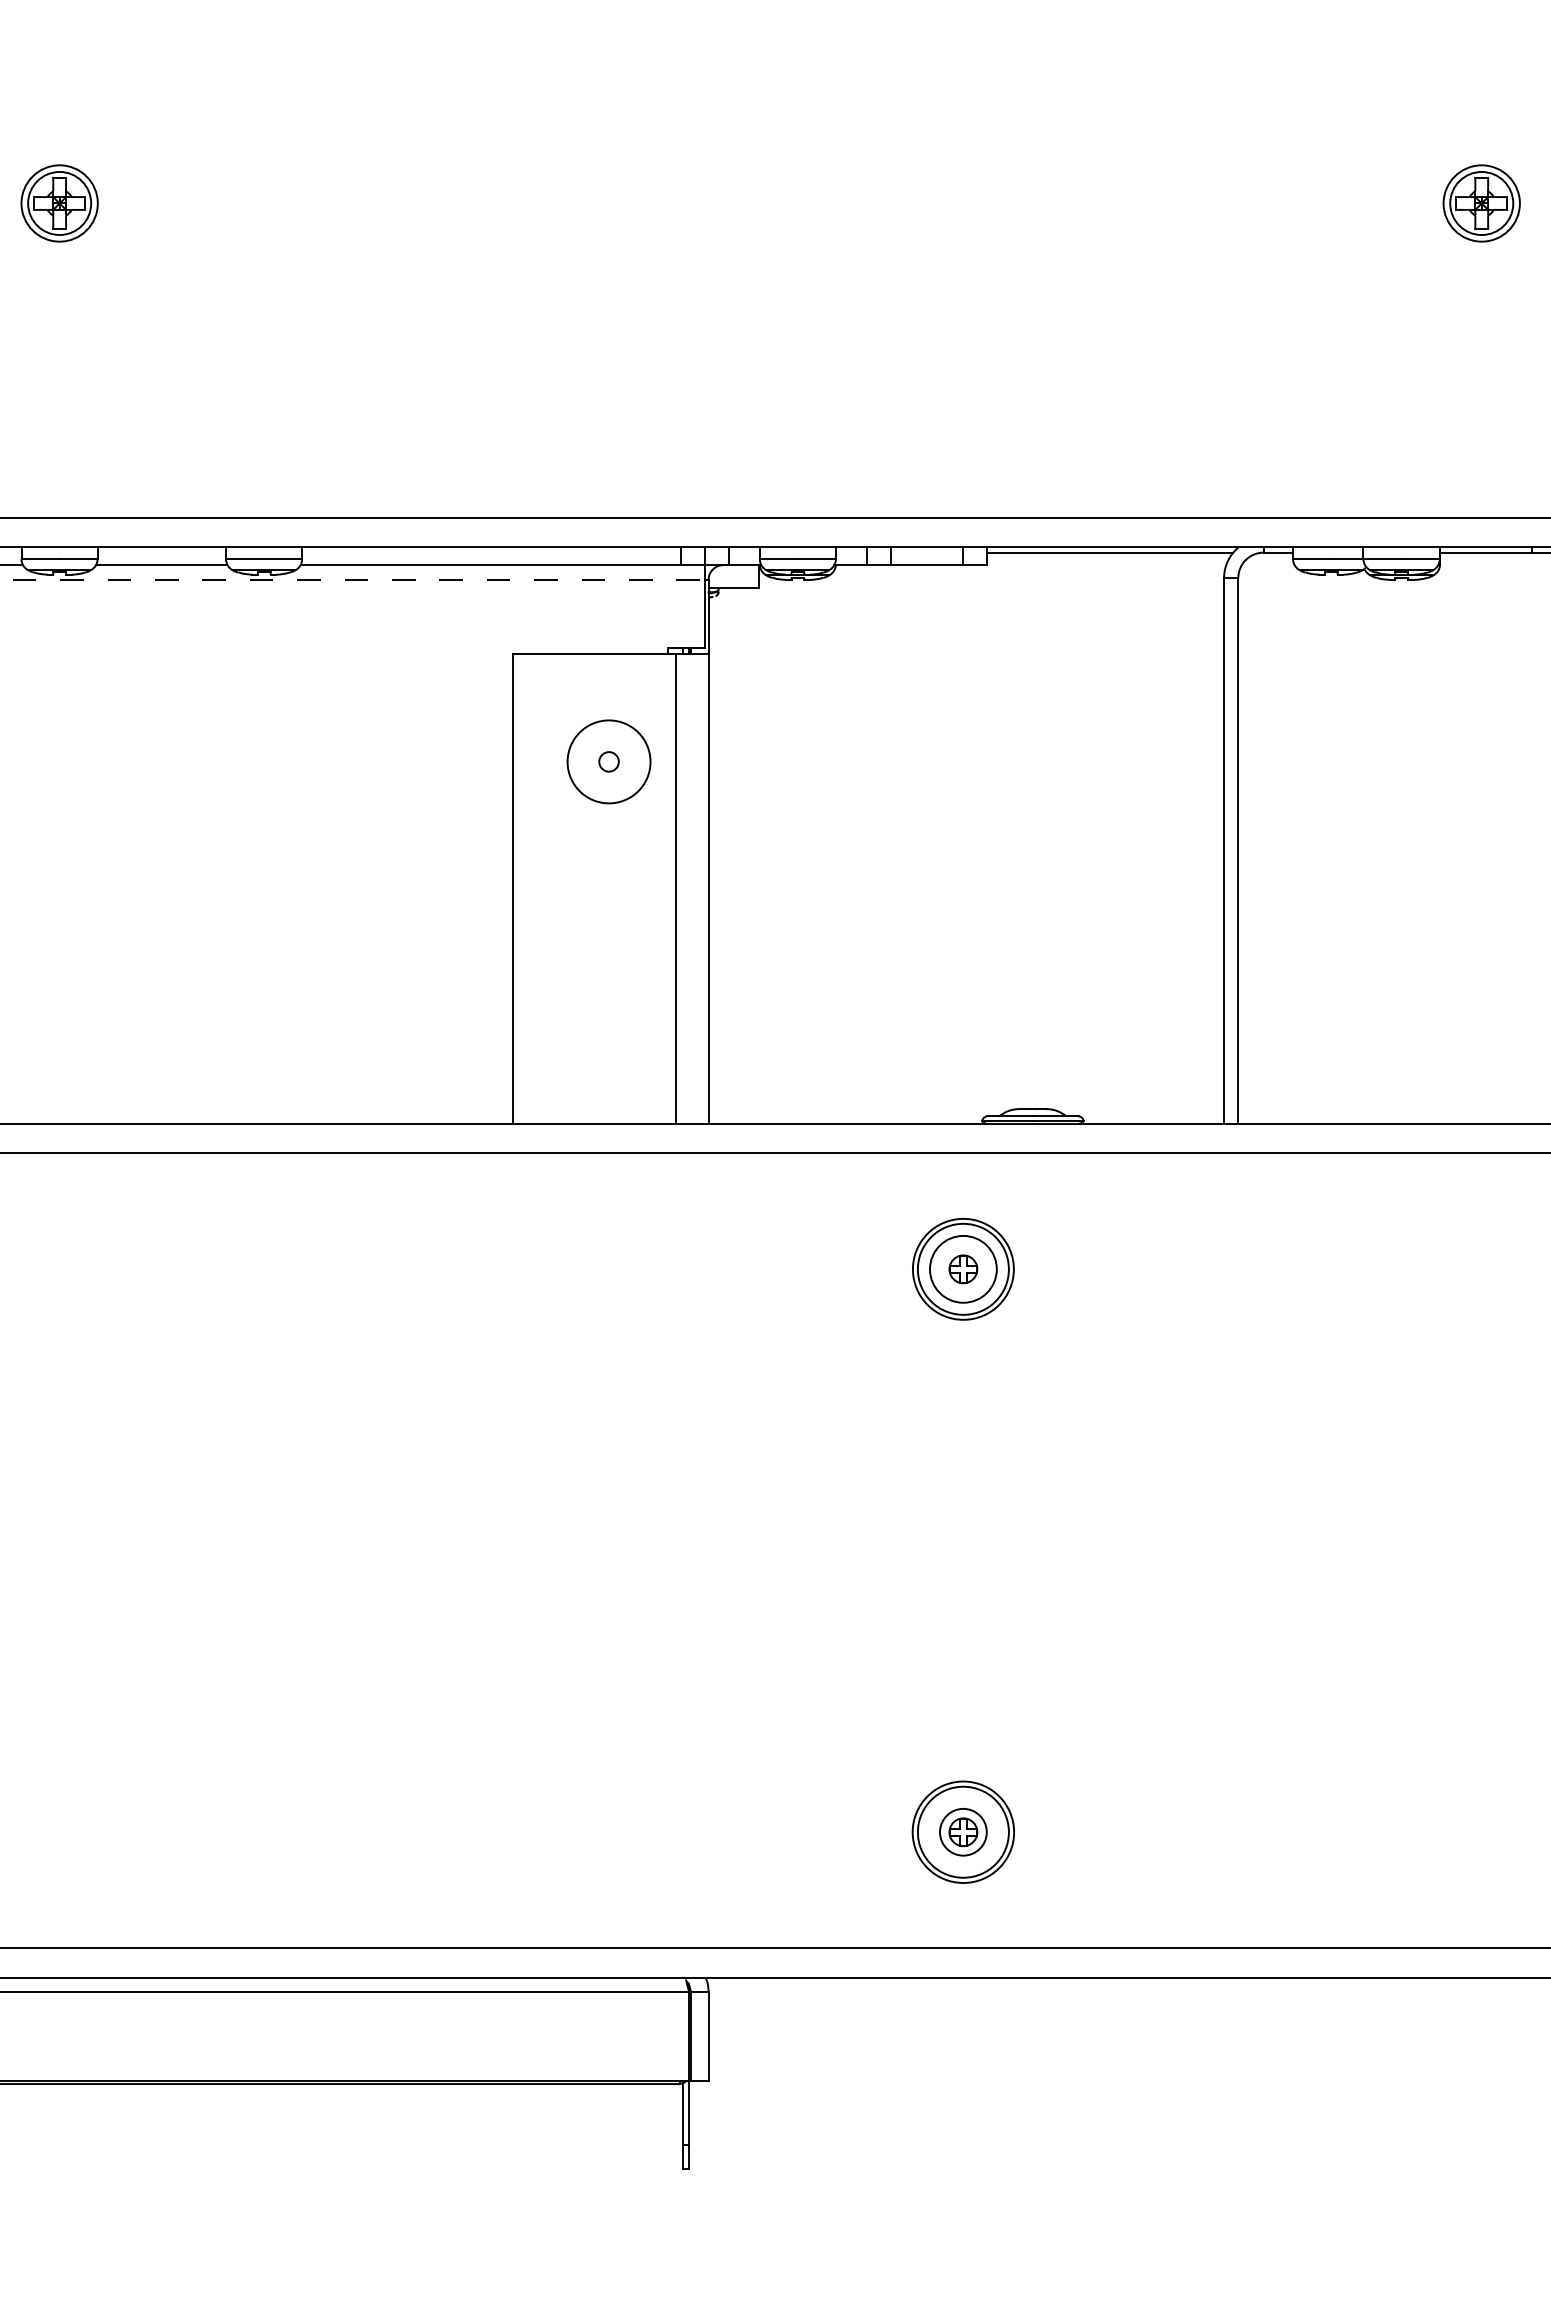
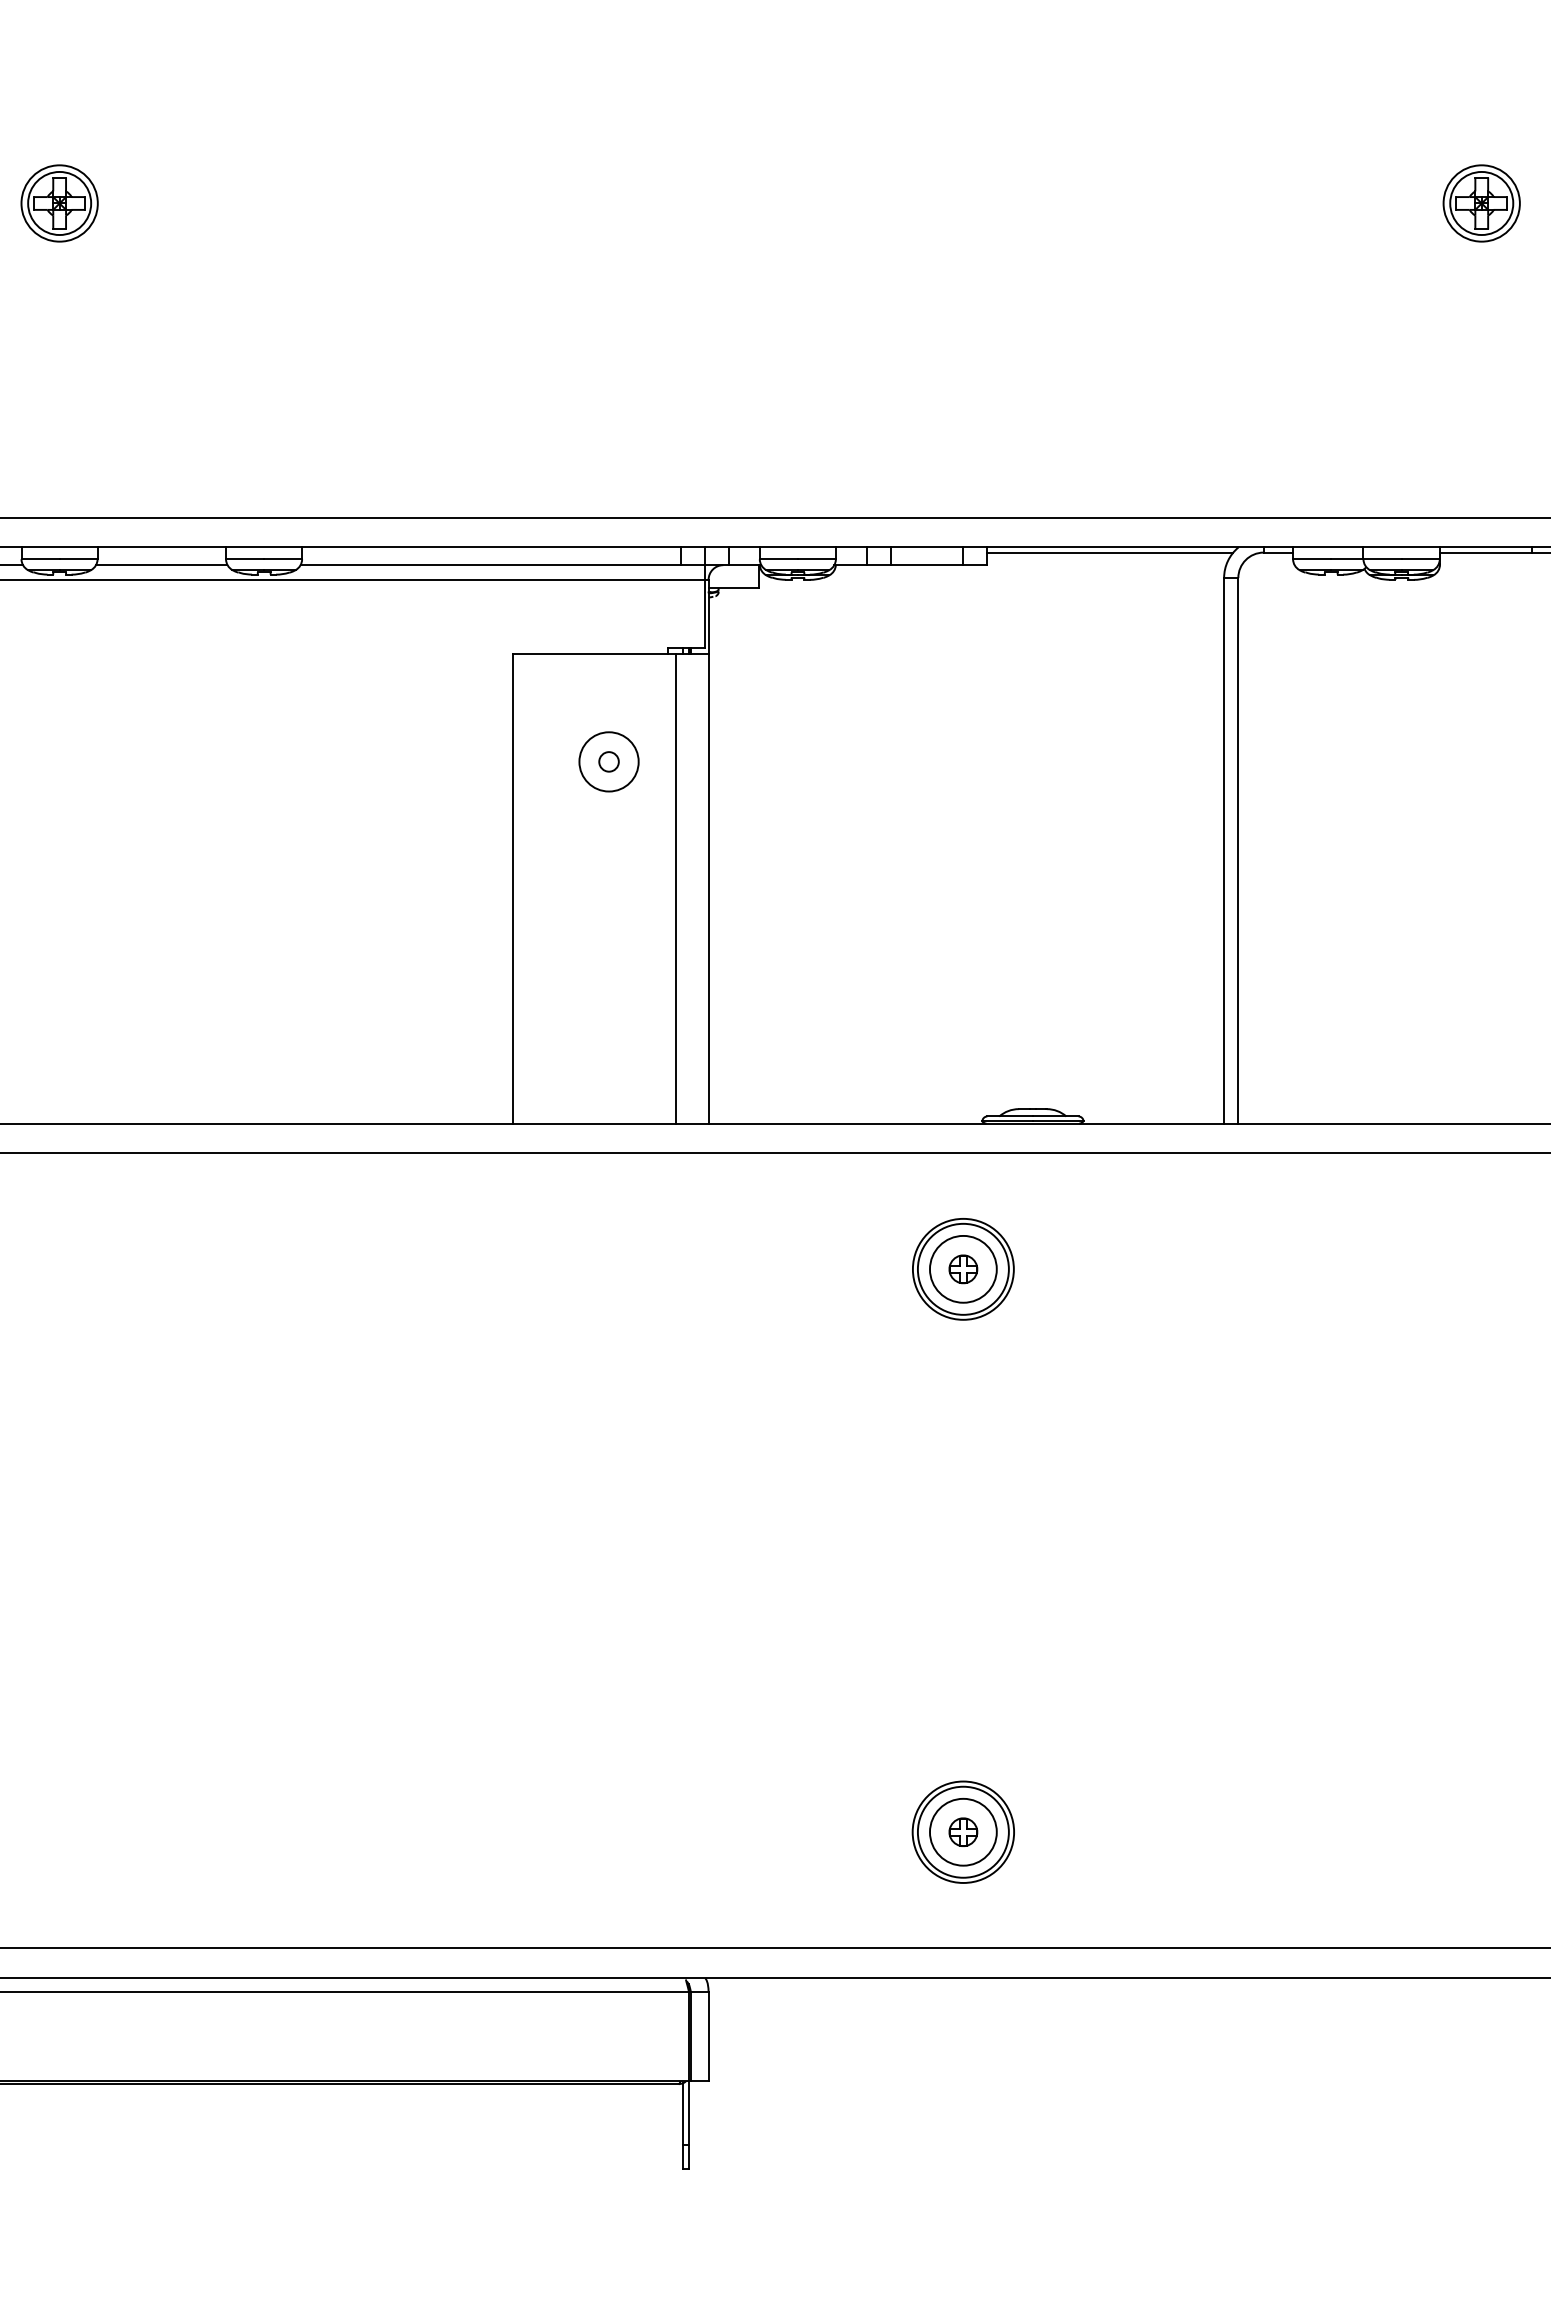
line: dashed -> solid (353, 579)
circle diameter: 83 px -> 59 px (608, 761)
circle diameter: 47 px -> 67 px (962, 1831)
